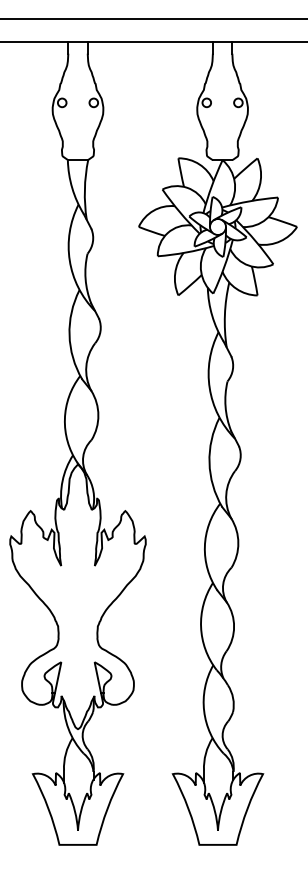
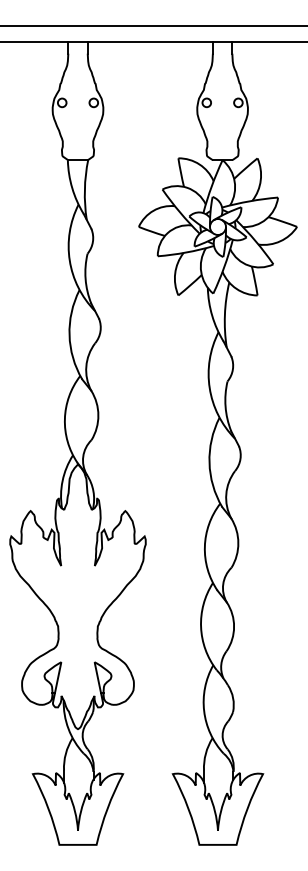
line position: (153, 19) -> (153, 26) (153, 26)
